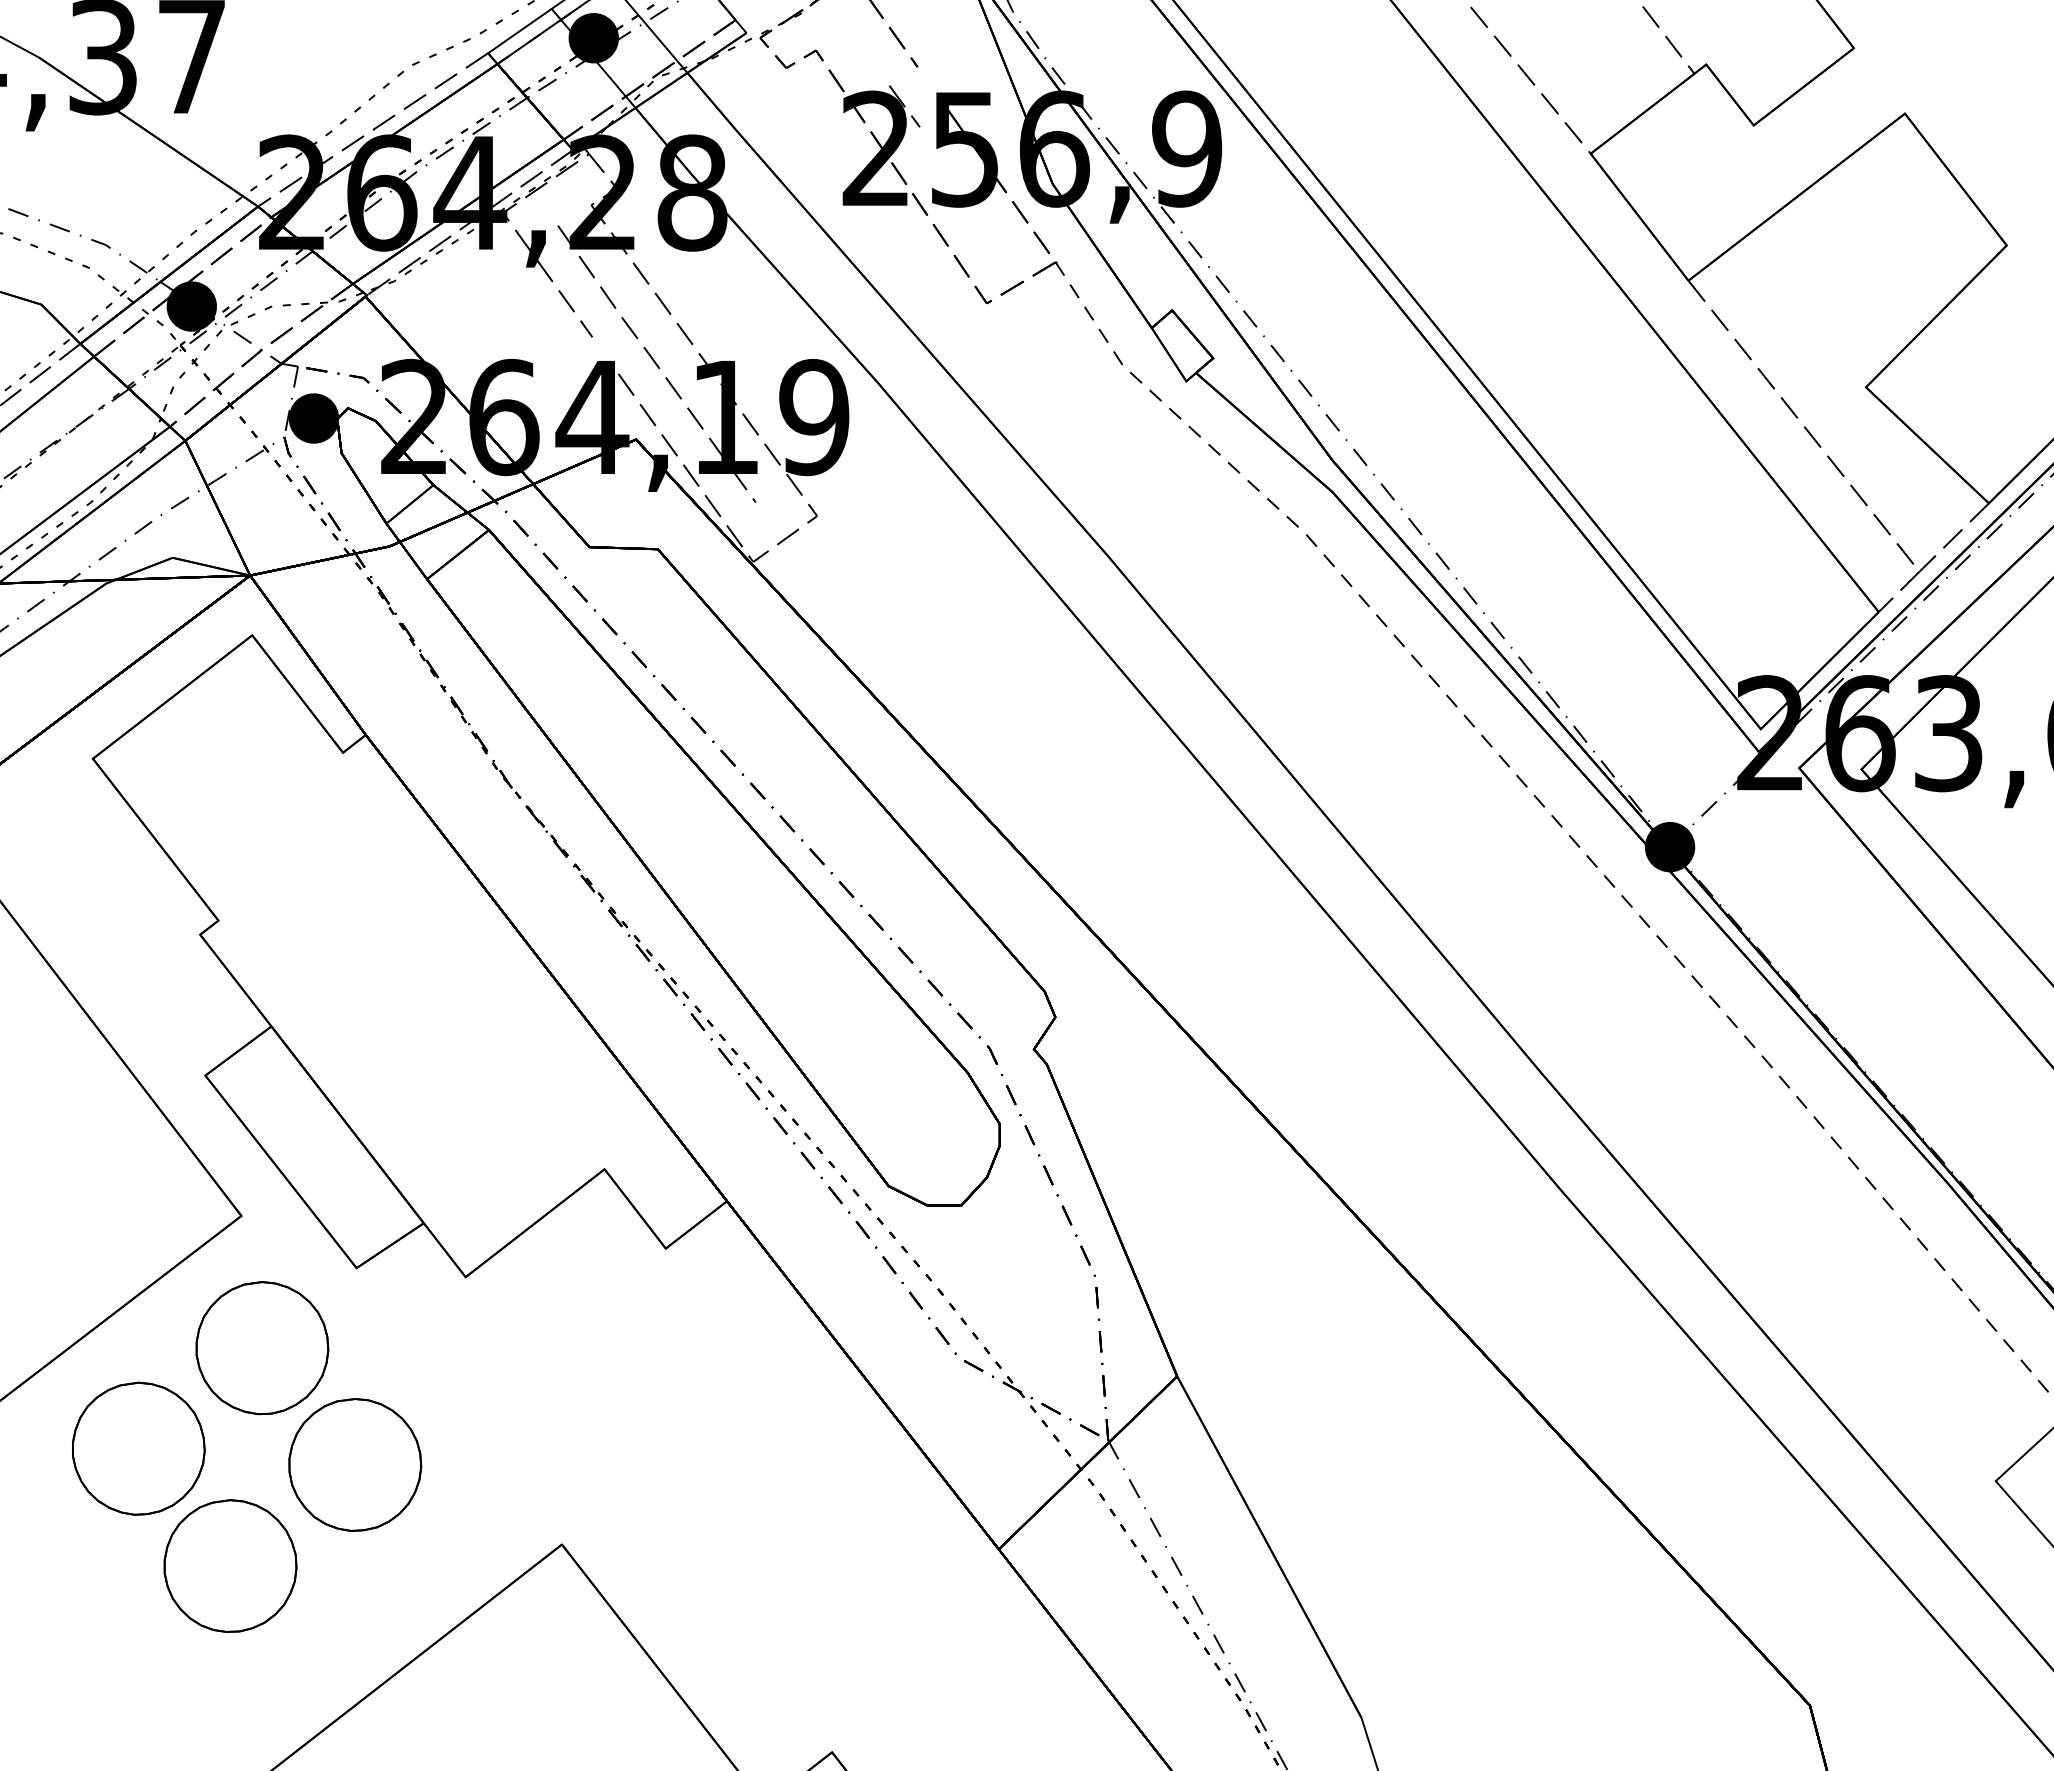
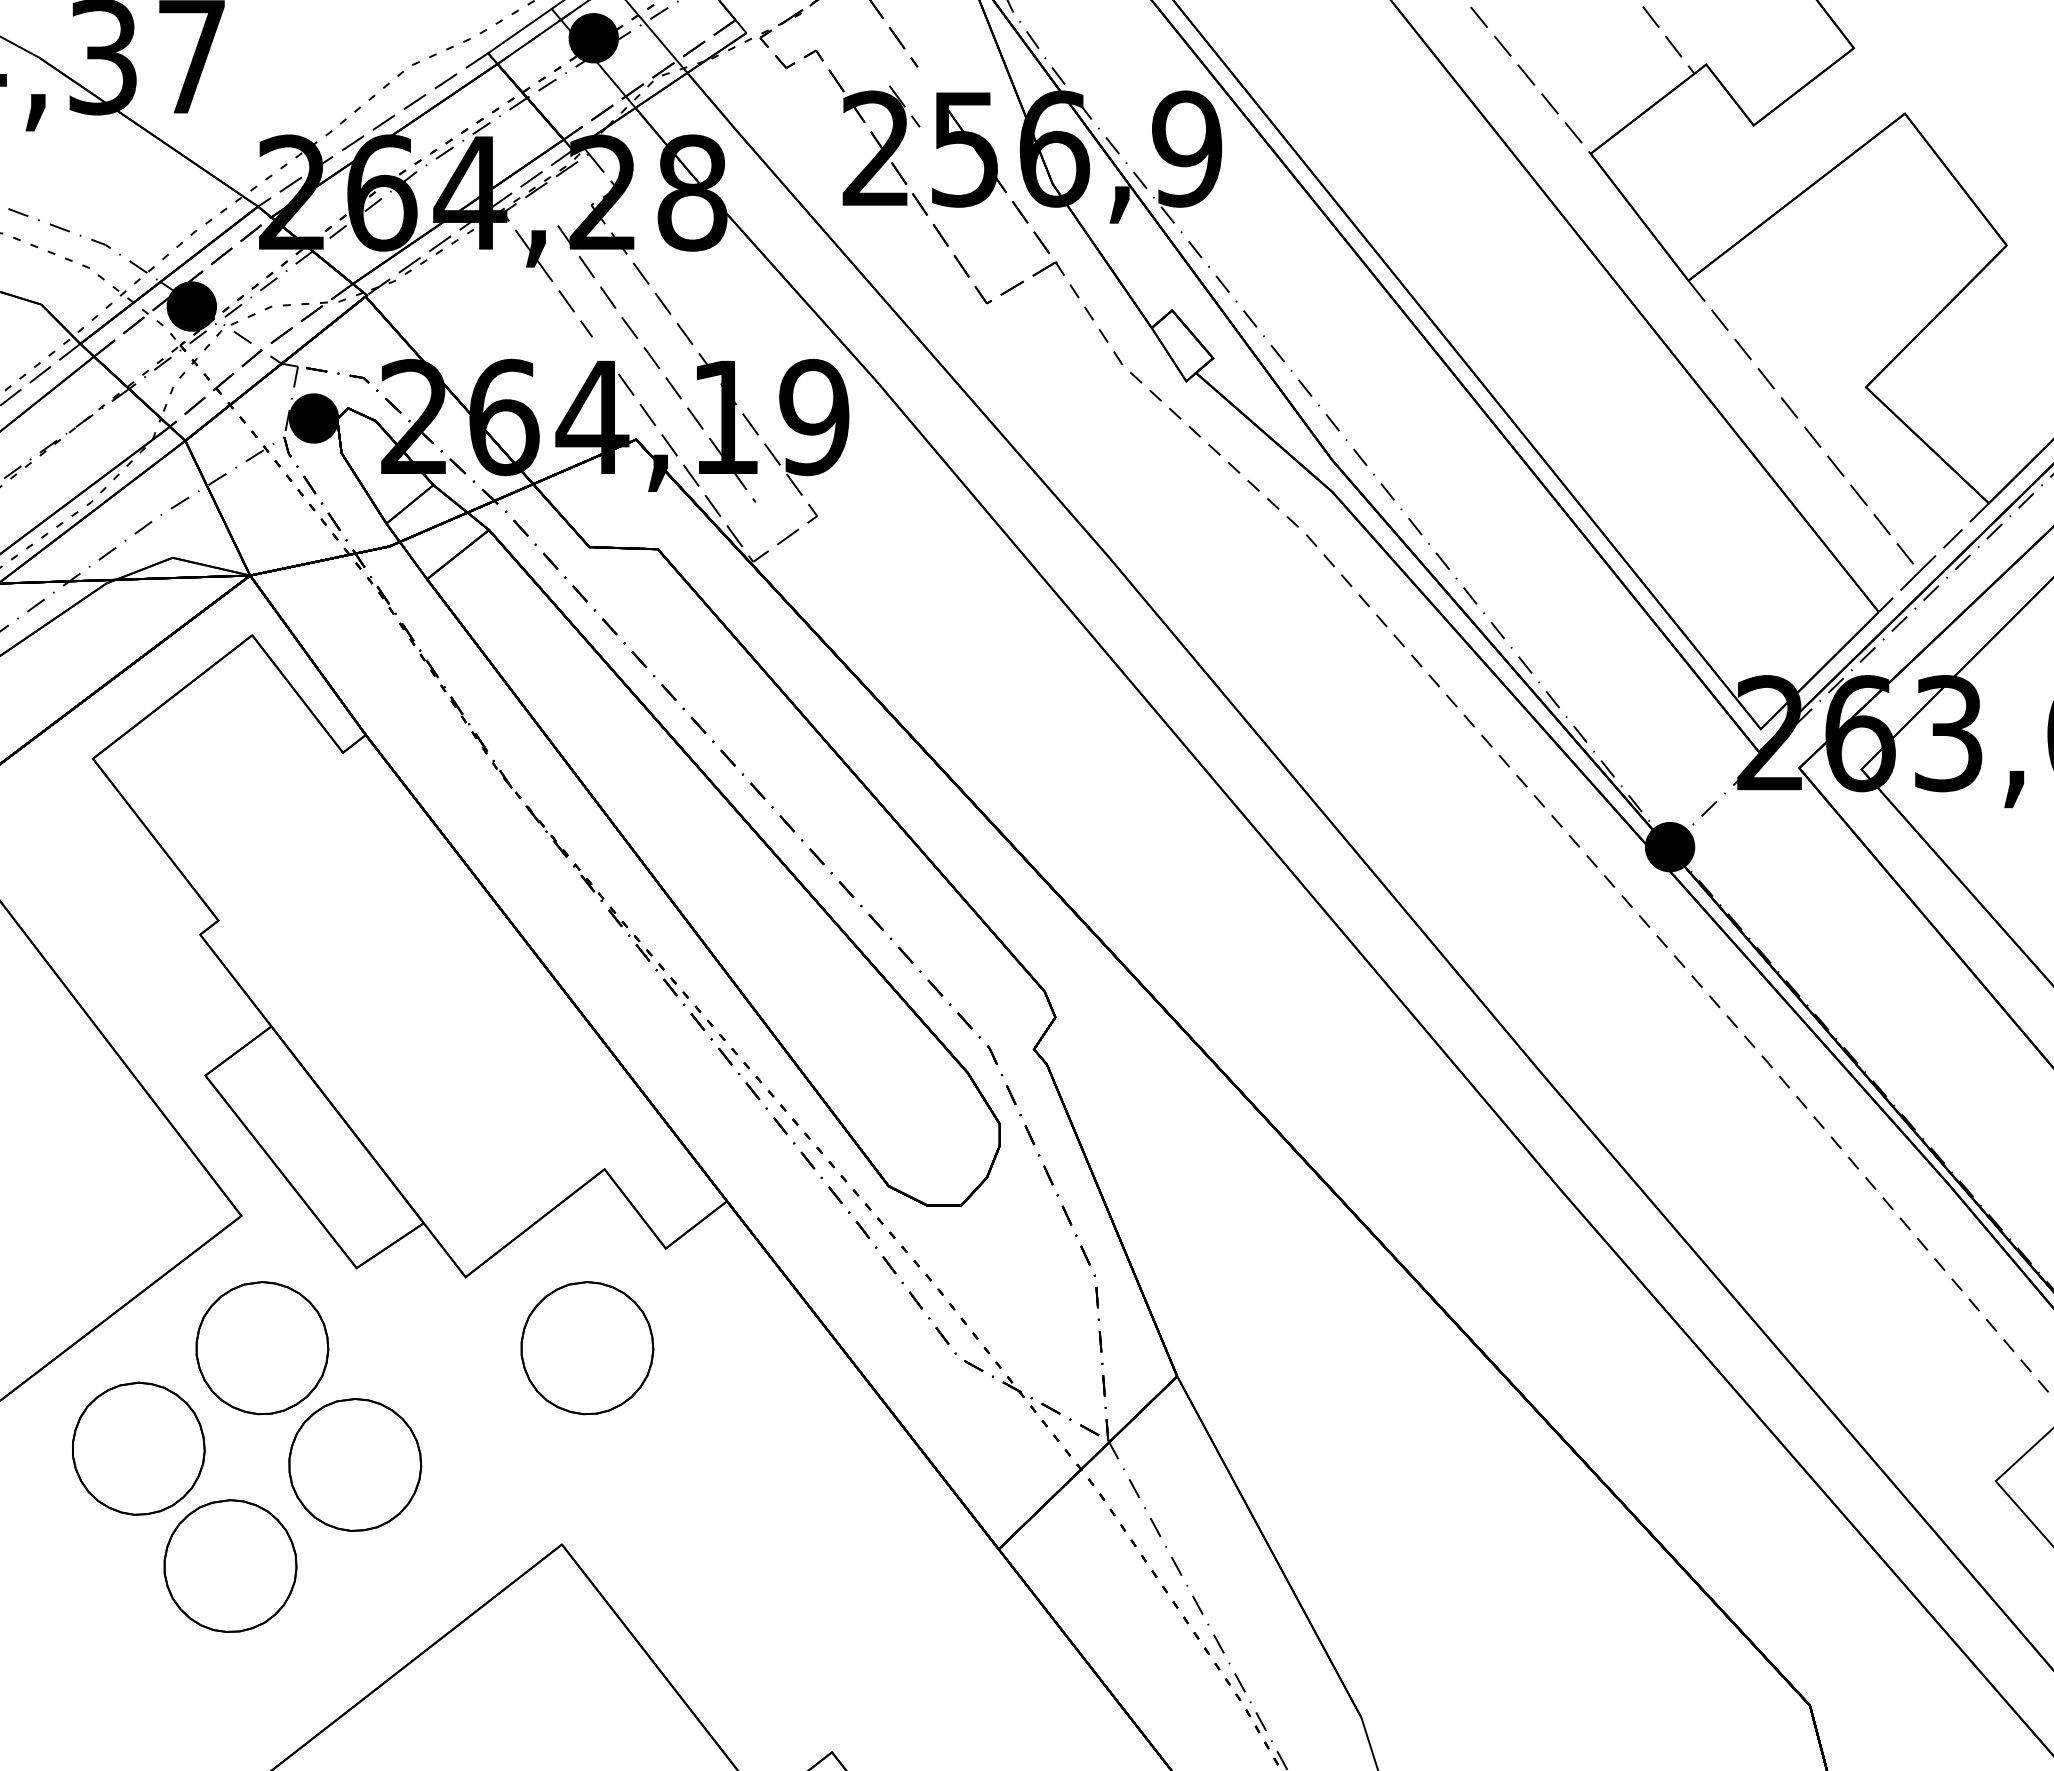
part: none -> present (587, 1348)
